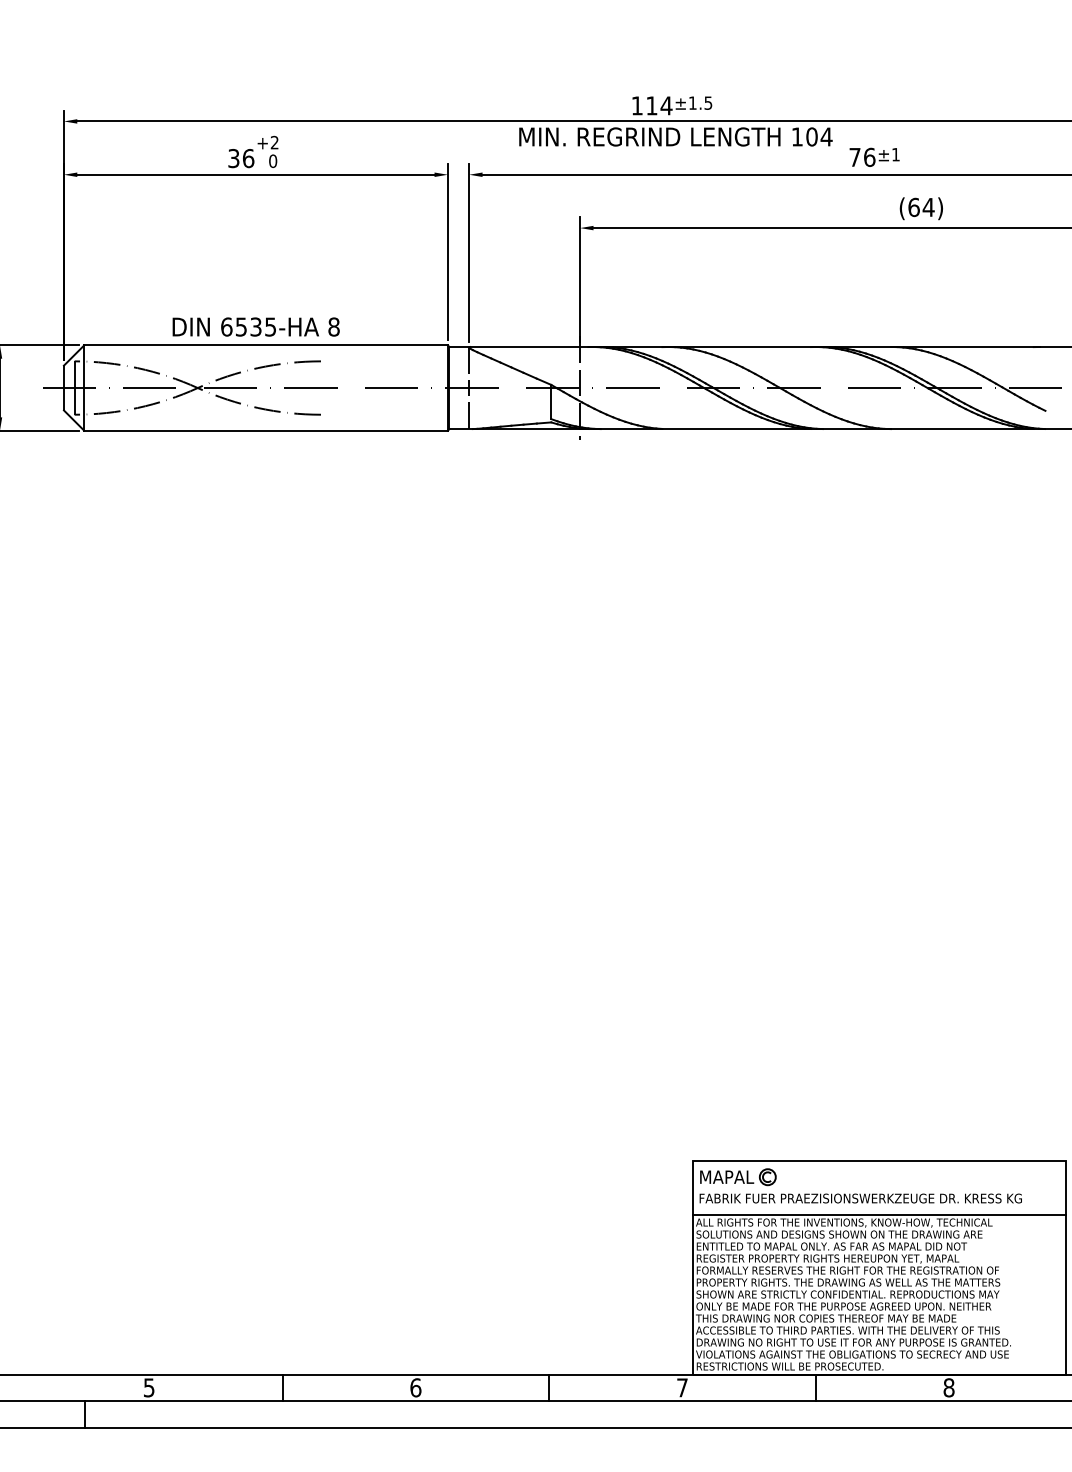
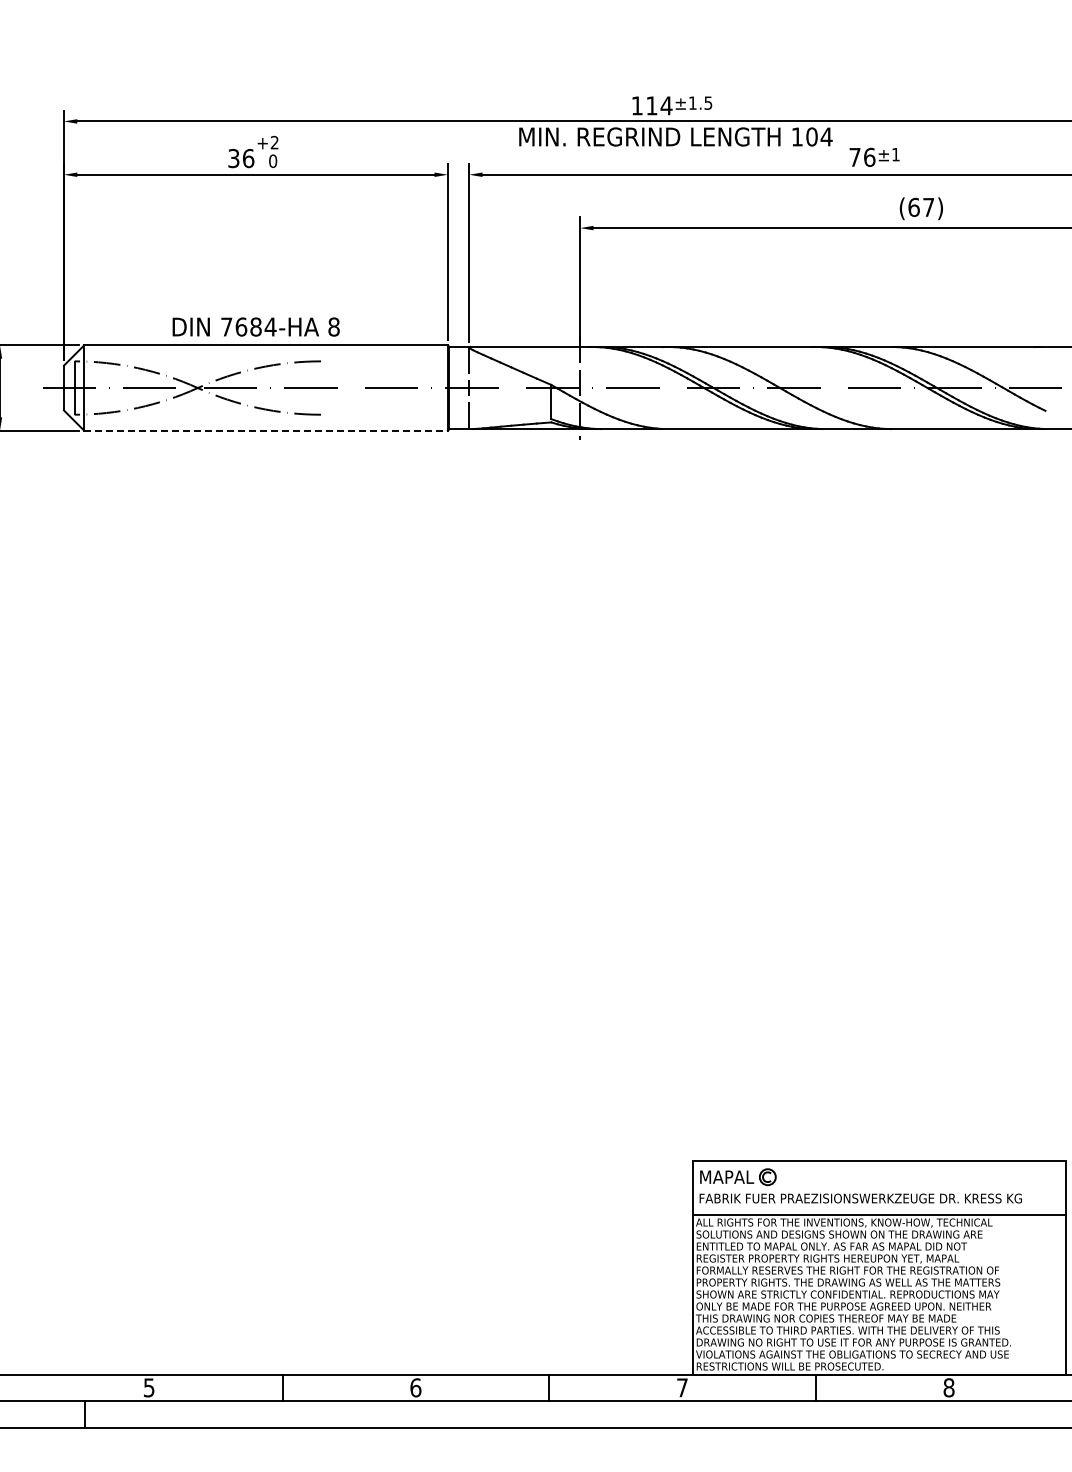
text: (64) -> (67) (928, 207)
text: 6535-HA -> 7684-HA (248, 326)
line: solid -> dashed (266, 430)
